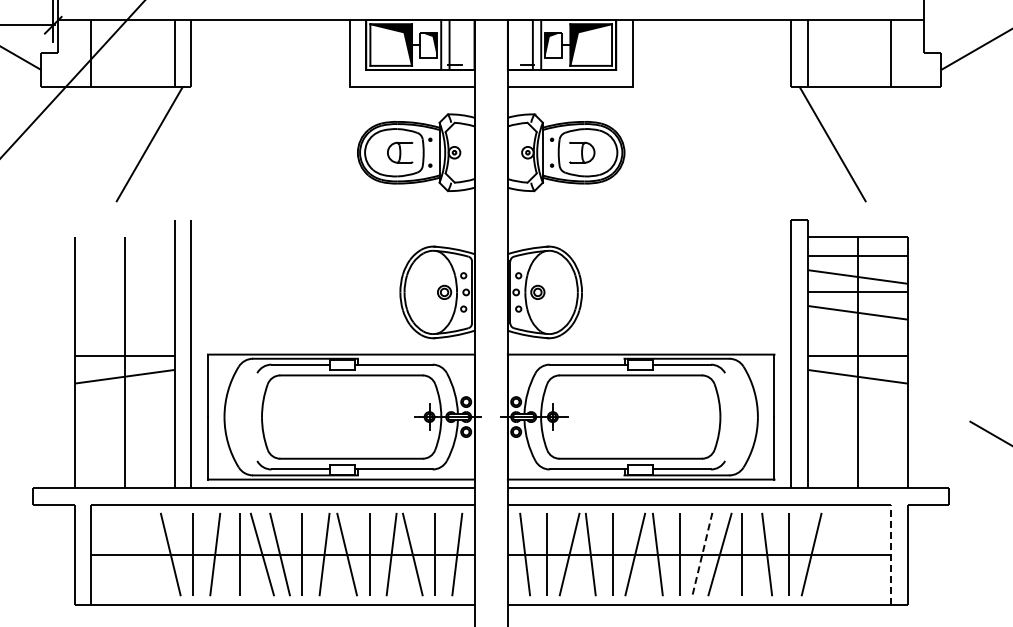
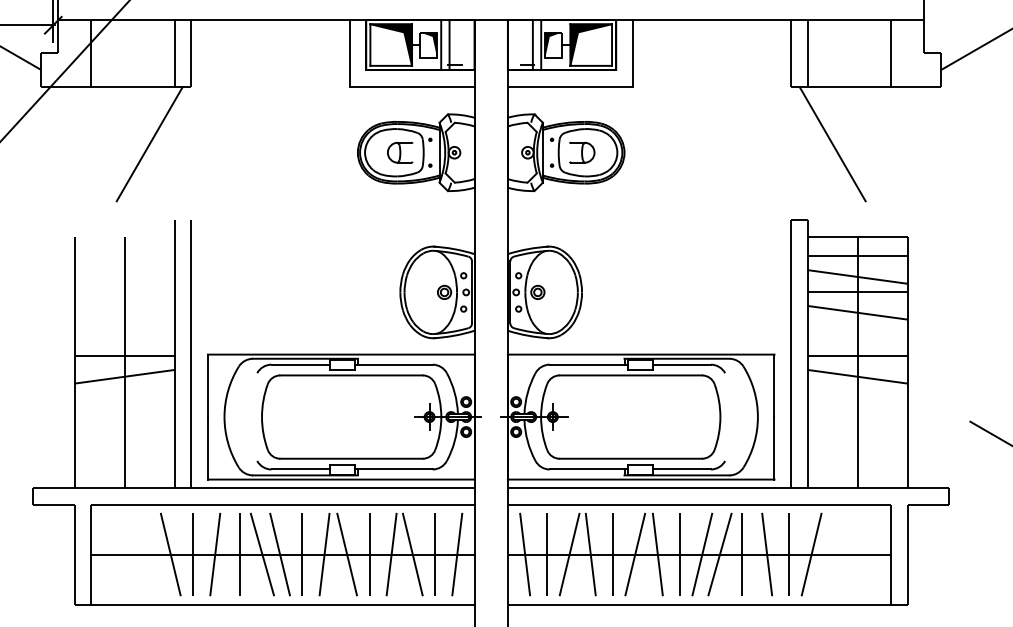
line position: (72, 79) -> (64, 70) (64, 70)
line: dashed -> solid (702, 554)
line: dashed -> solid (891, 554)
